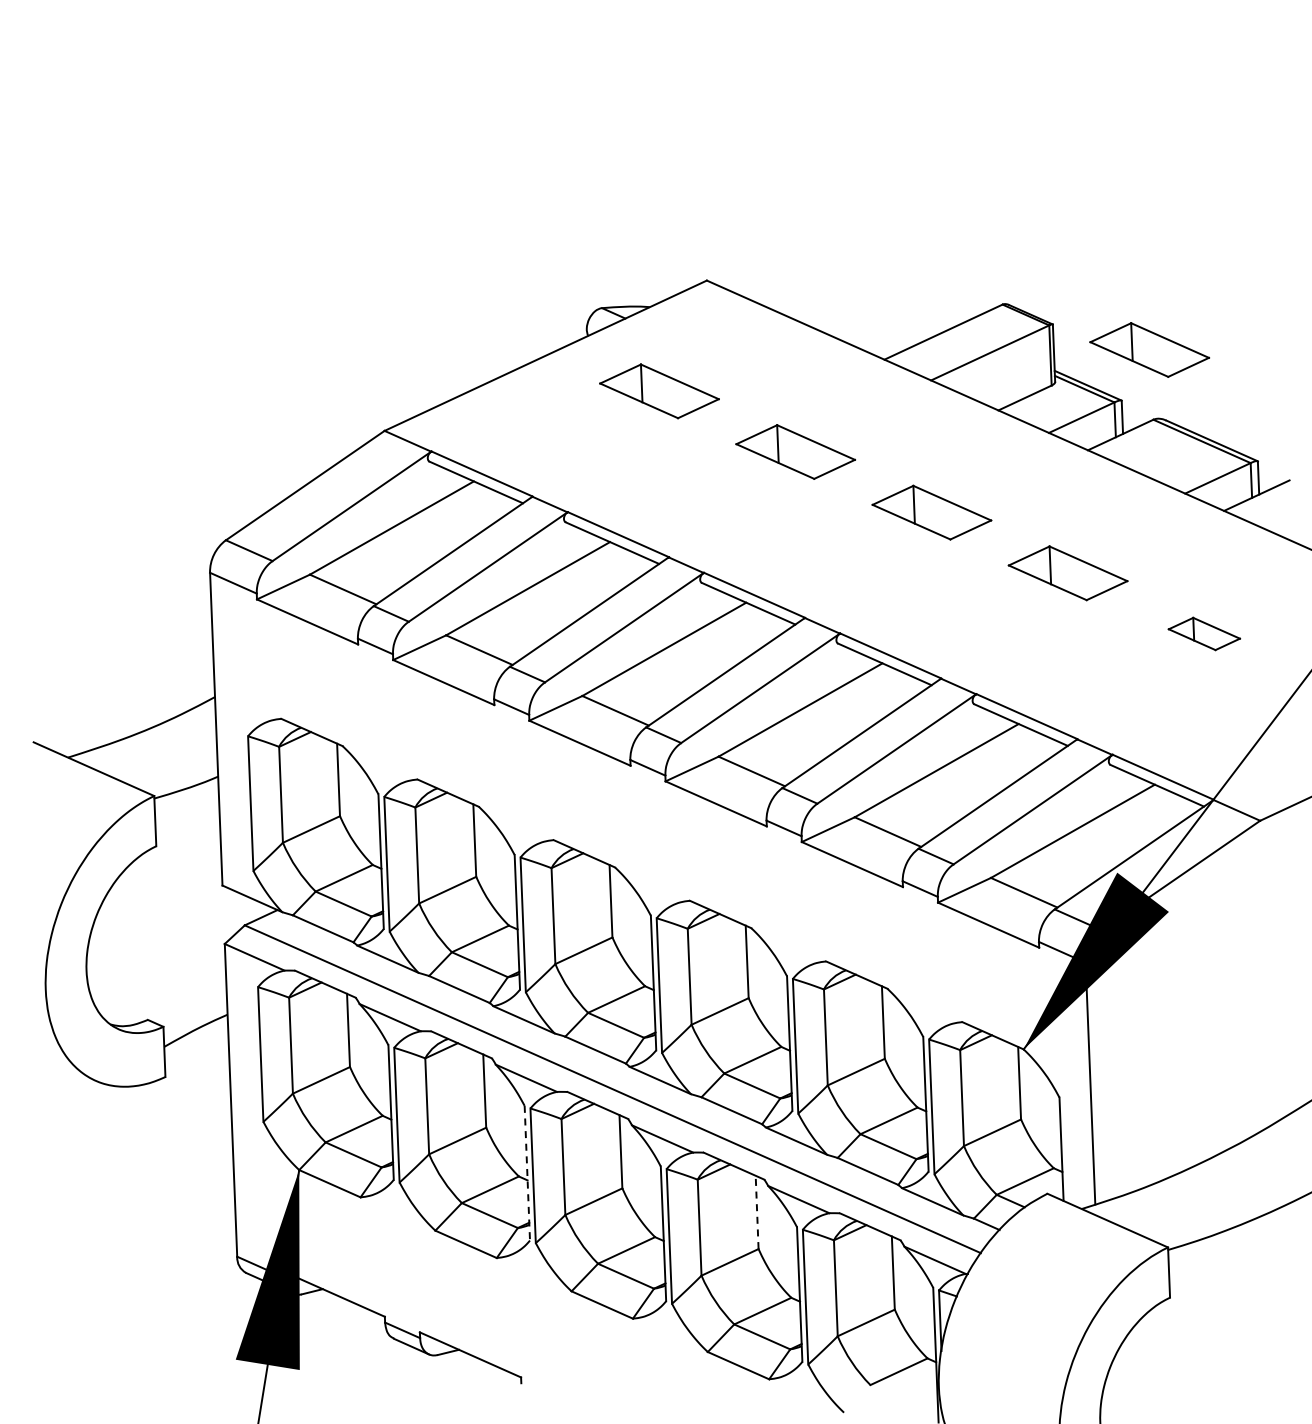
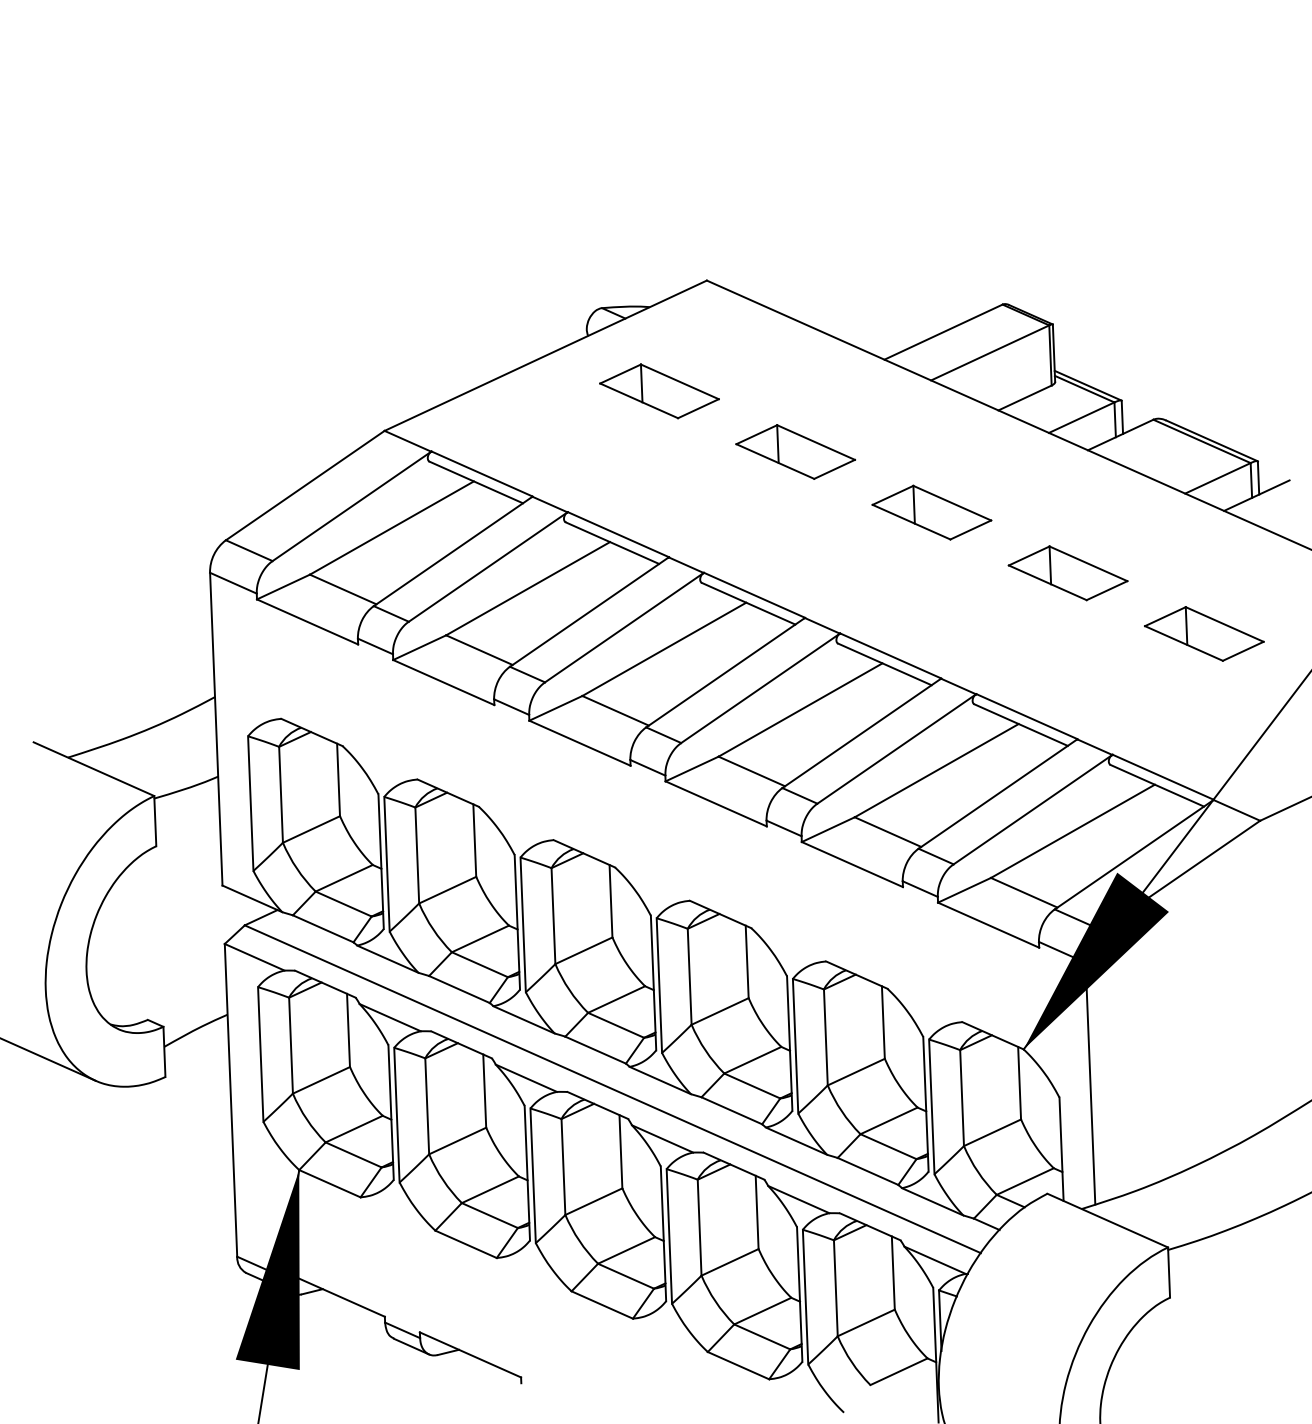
part: present -> none (1149, 349)
part size: 75x36 px -> 121x56 px (1204, 633)
line: none -> present (48, 1059)
line: dashed -> solid (527, 1173)
line: dashed -> solid (757, 1212)
